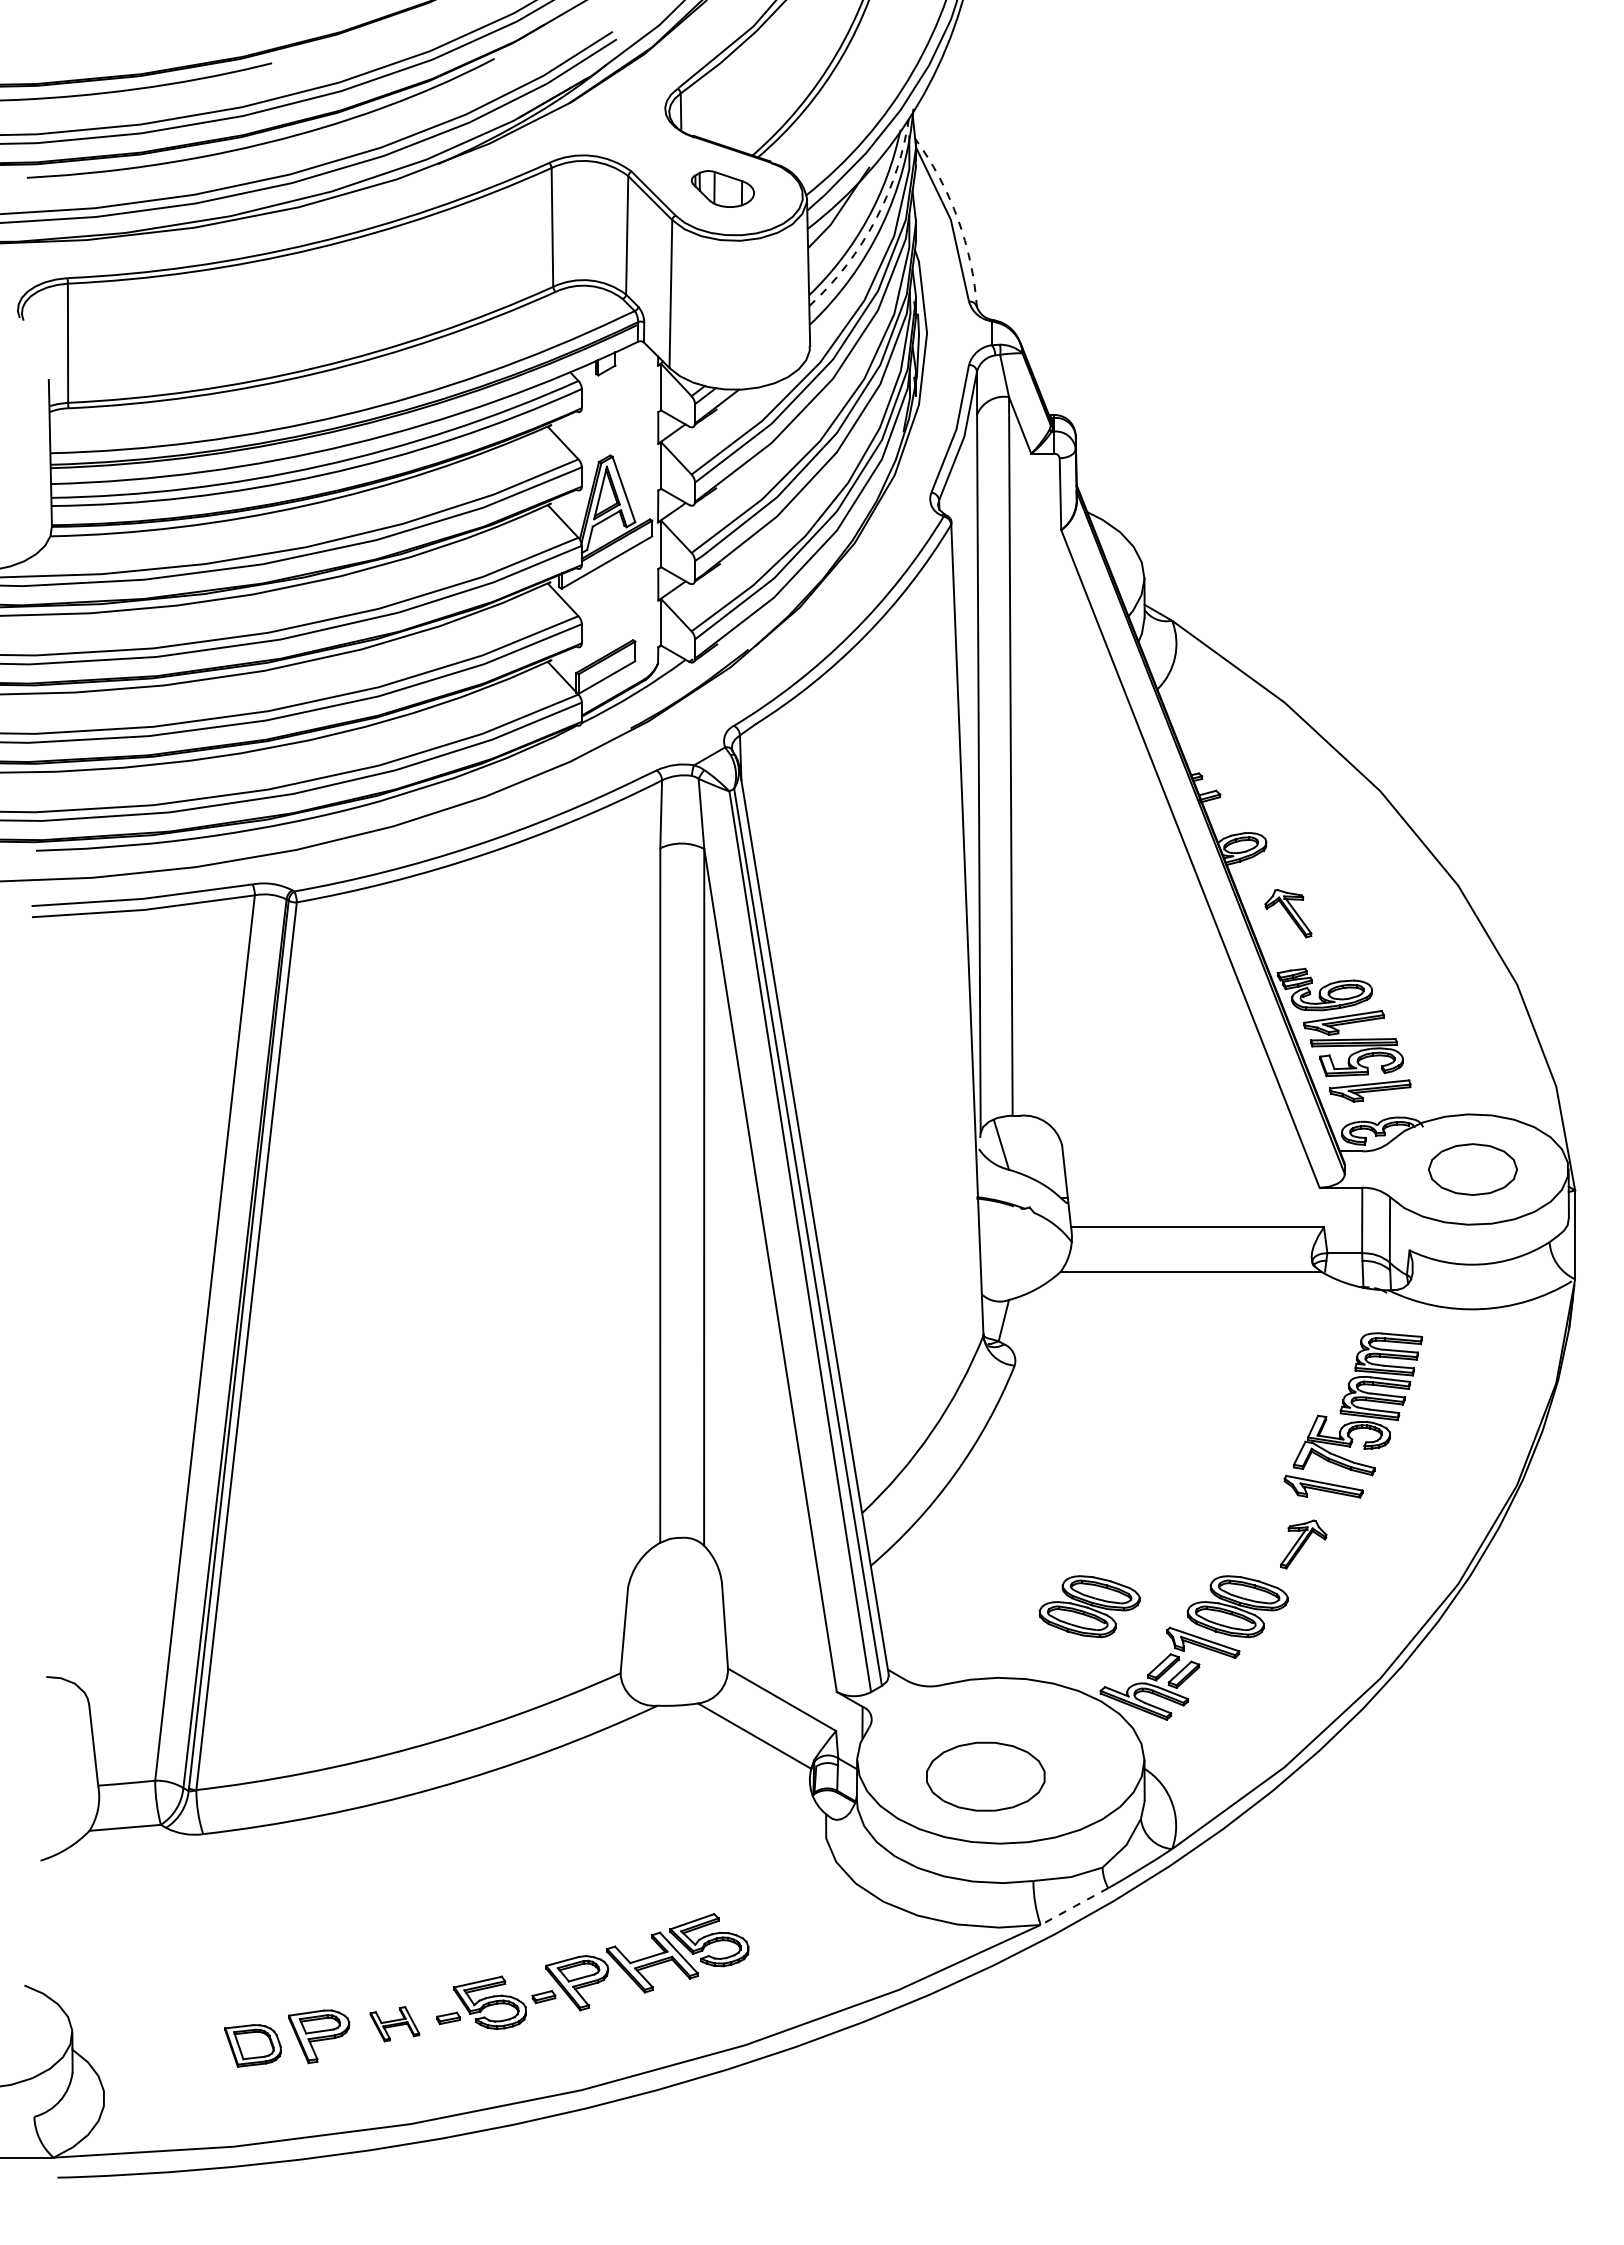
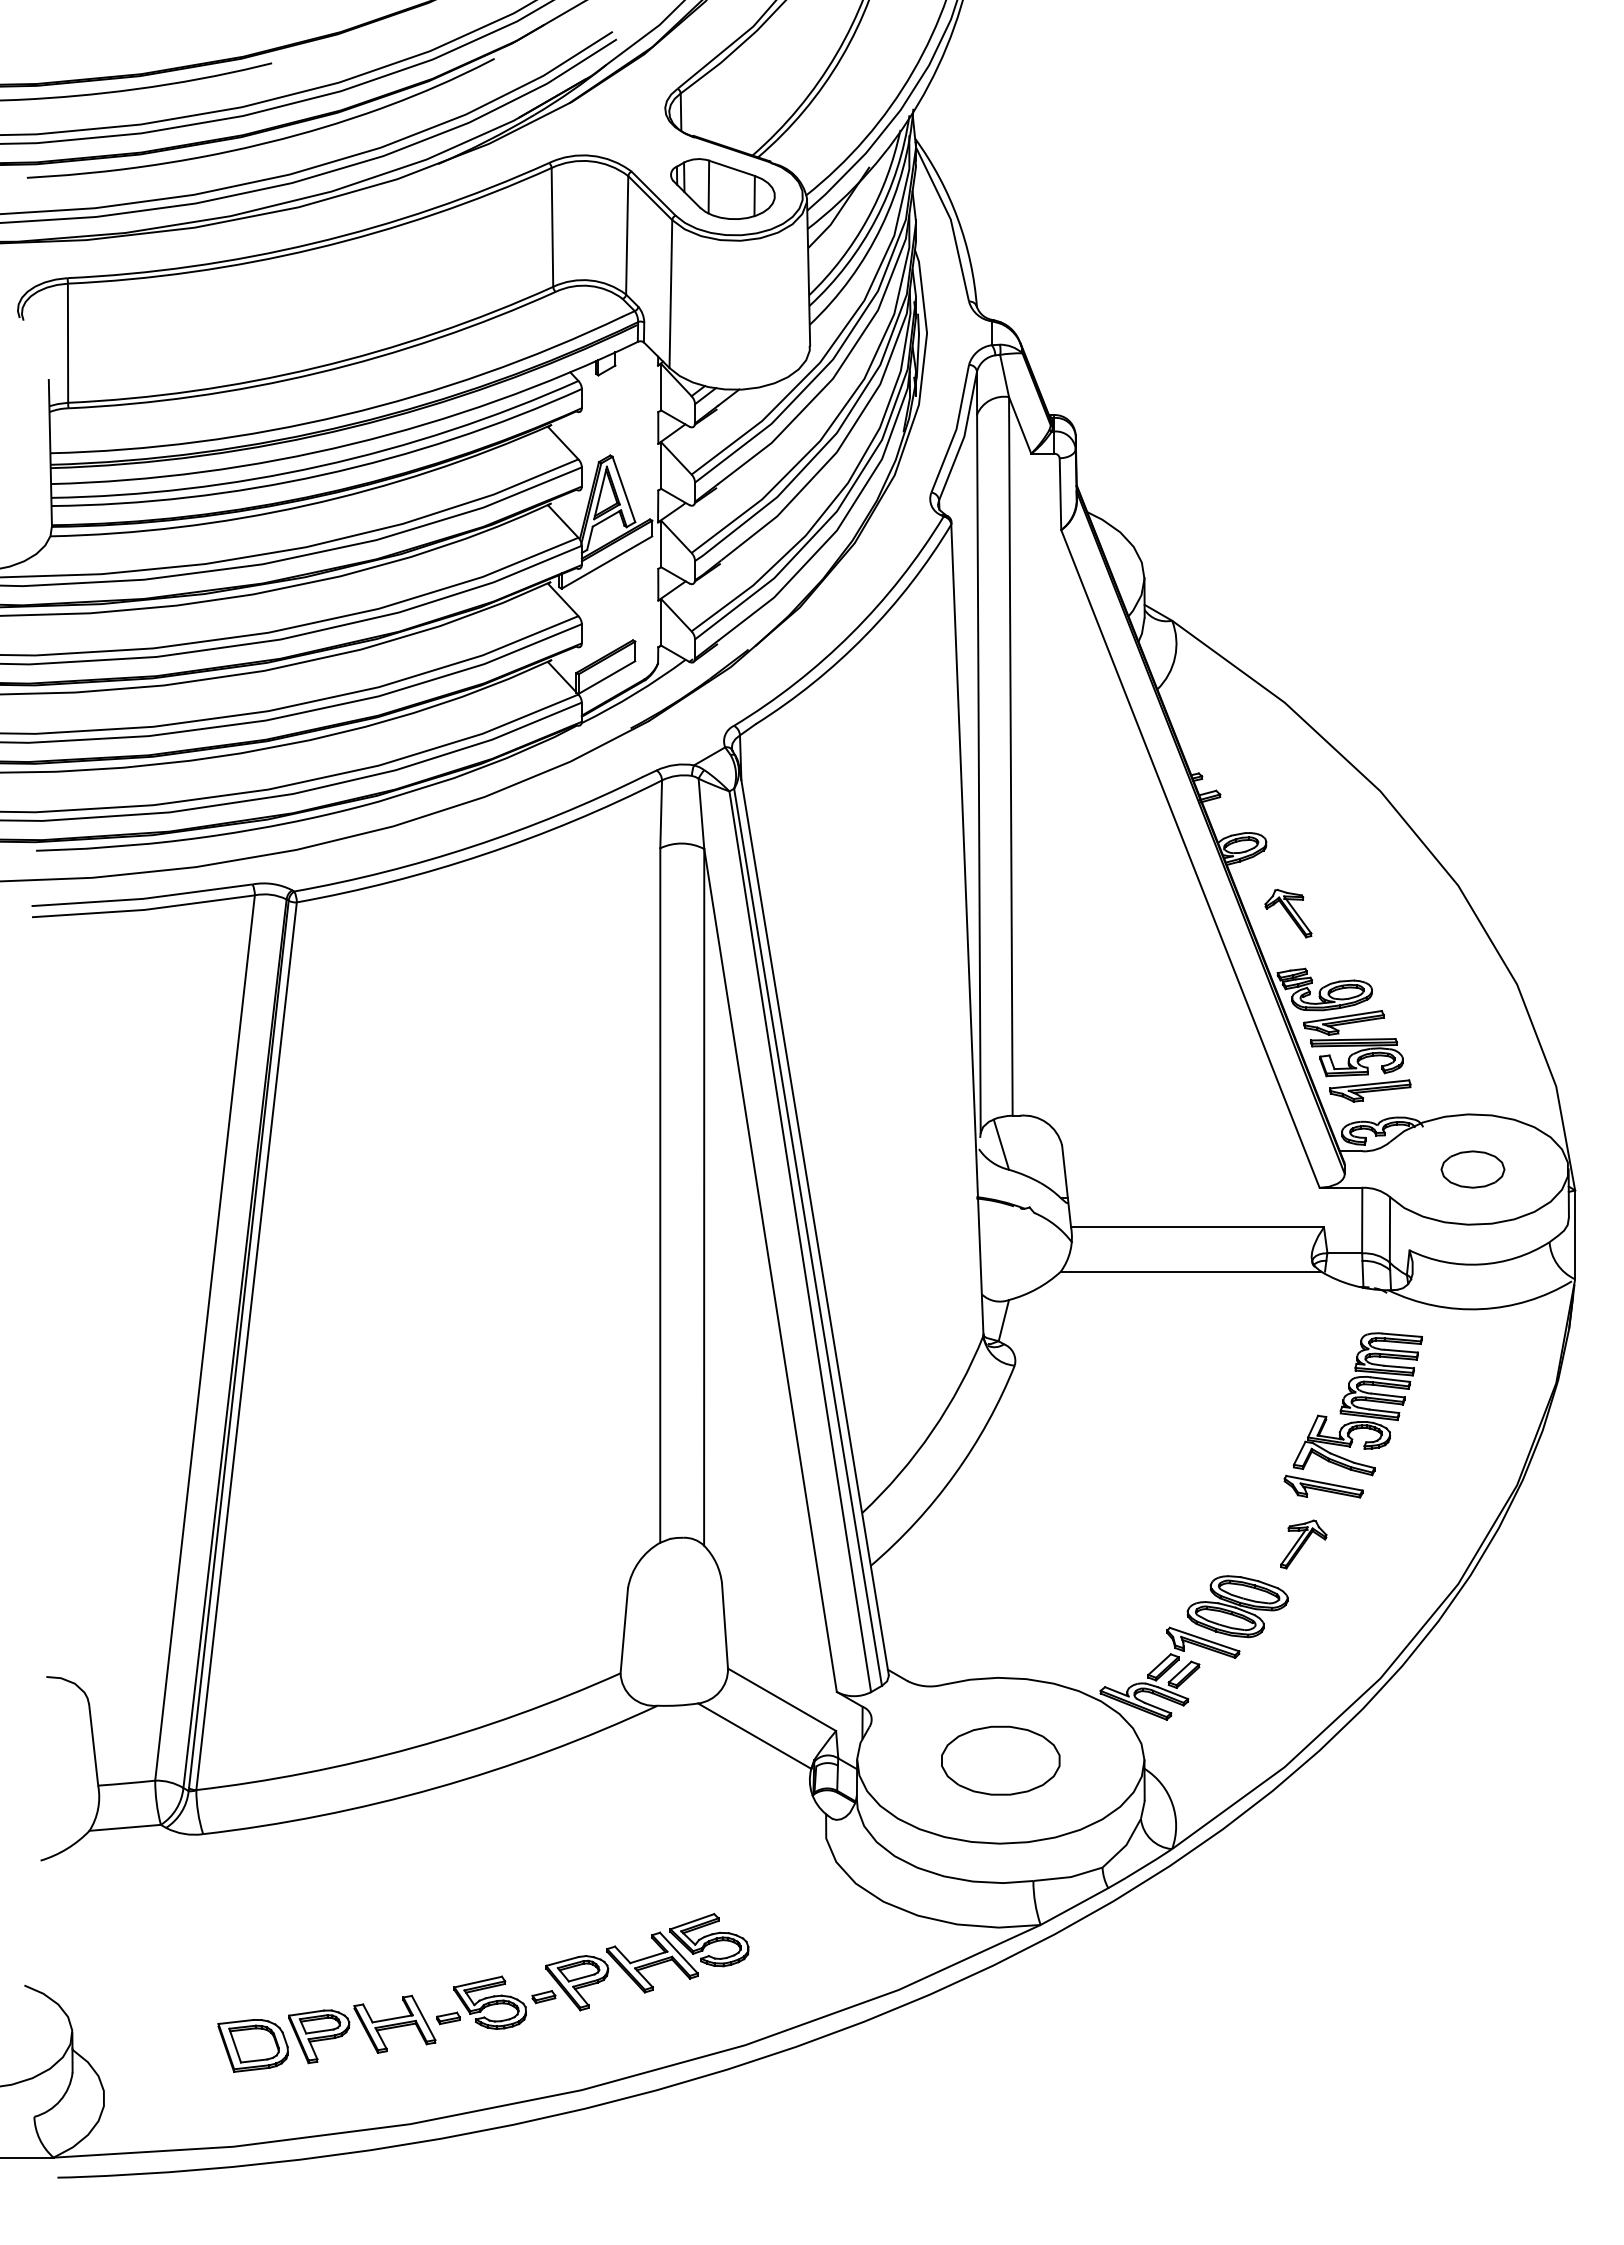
part size: 65x38 px -> 106x62 px (722, 188)
arc: dashed -> solid (957, 218)
arc: dashed -> solid (875, 219)
part size: 90x53 px -> 66x39 px (1472, 1169)
part: present -> none (1089, 1606)
part position: (985, 1776) -> (1000, 1760) (1000, 1760)
line: dashed -> solid (1074, 1906)
part size: 52x37 px -> 84x60 px (394, 2023)
part size: 58x44 px -> 72x54 px (252, 2045)
